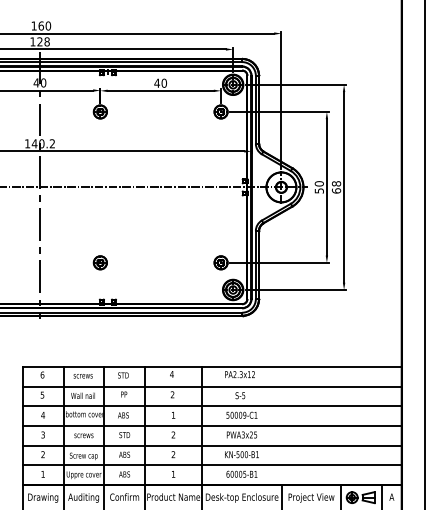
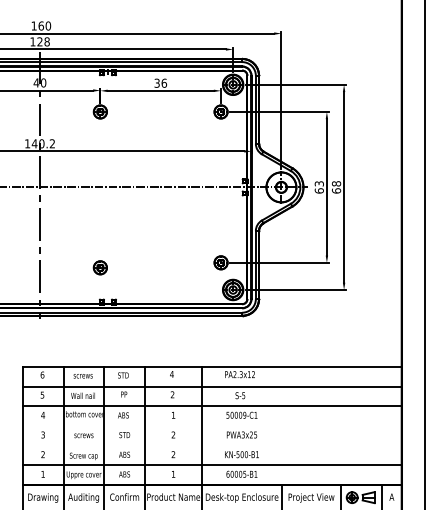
text: 40 -> 36 (160, 82)
text: 50 -> 63 (318, 187)
part position: (99, 262) -> (99, 267) (99, 267)
line: present -> none (211, 426)
line: present -> none (211, 445)
